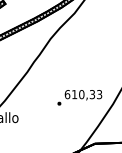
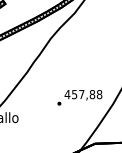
text: 610,33 -> 457,88 (83, 94)
